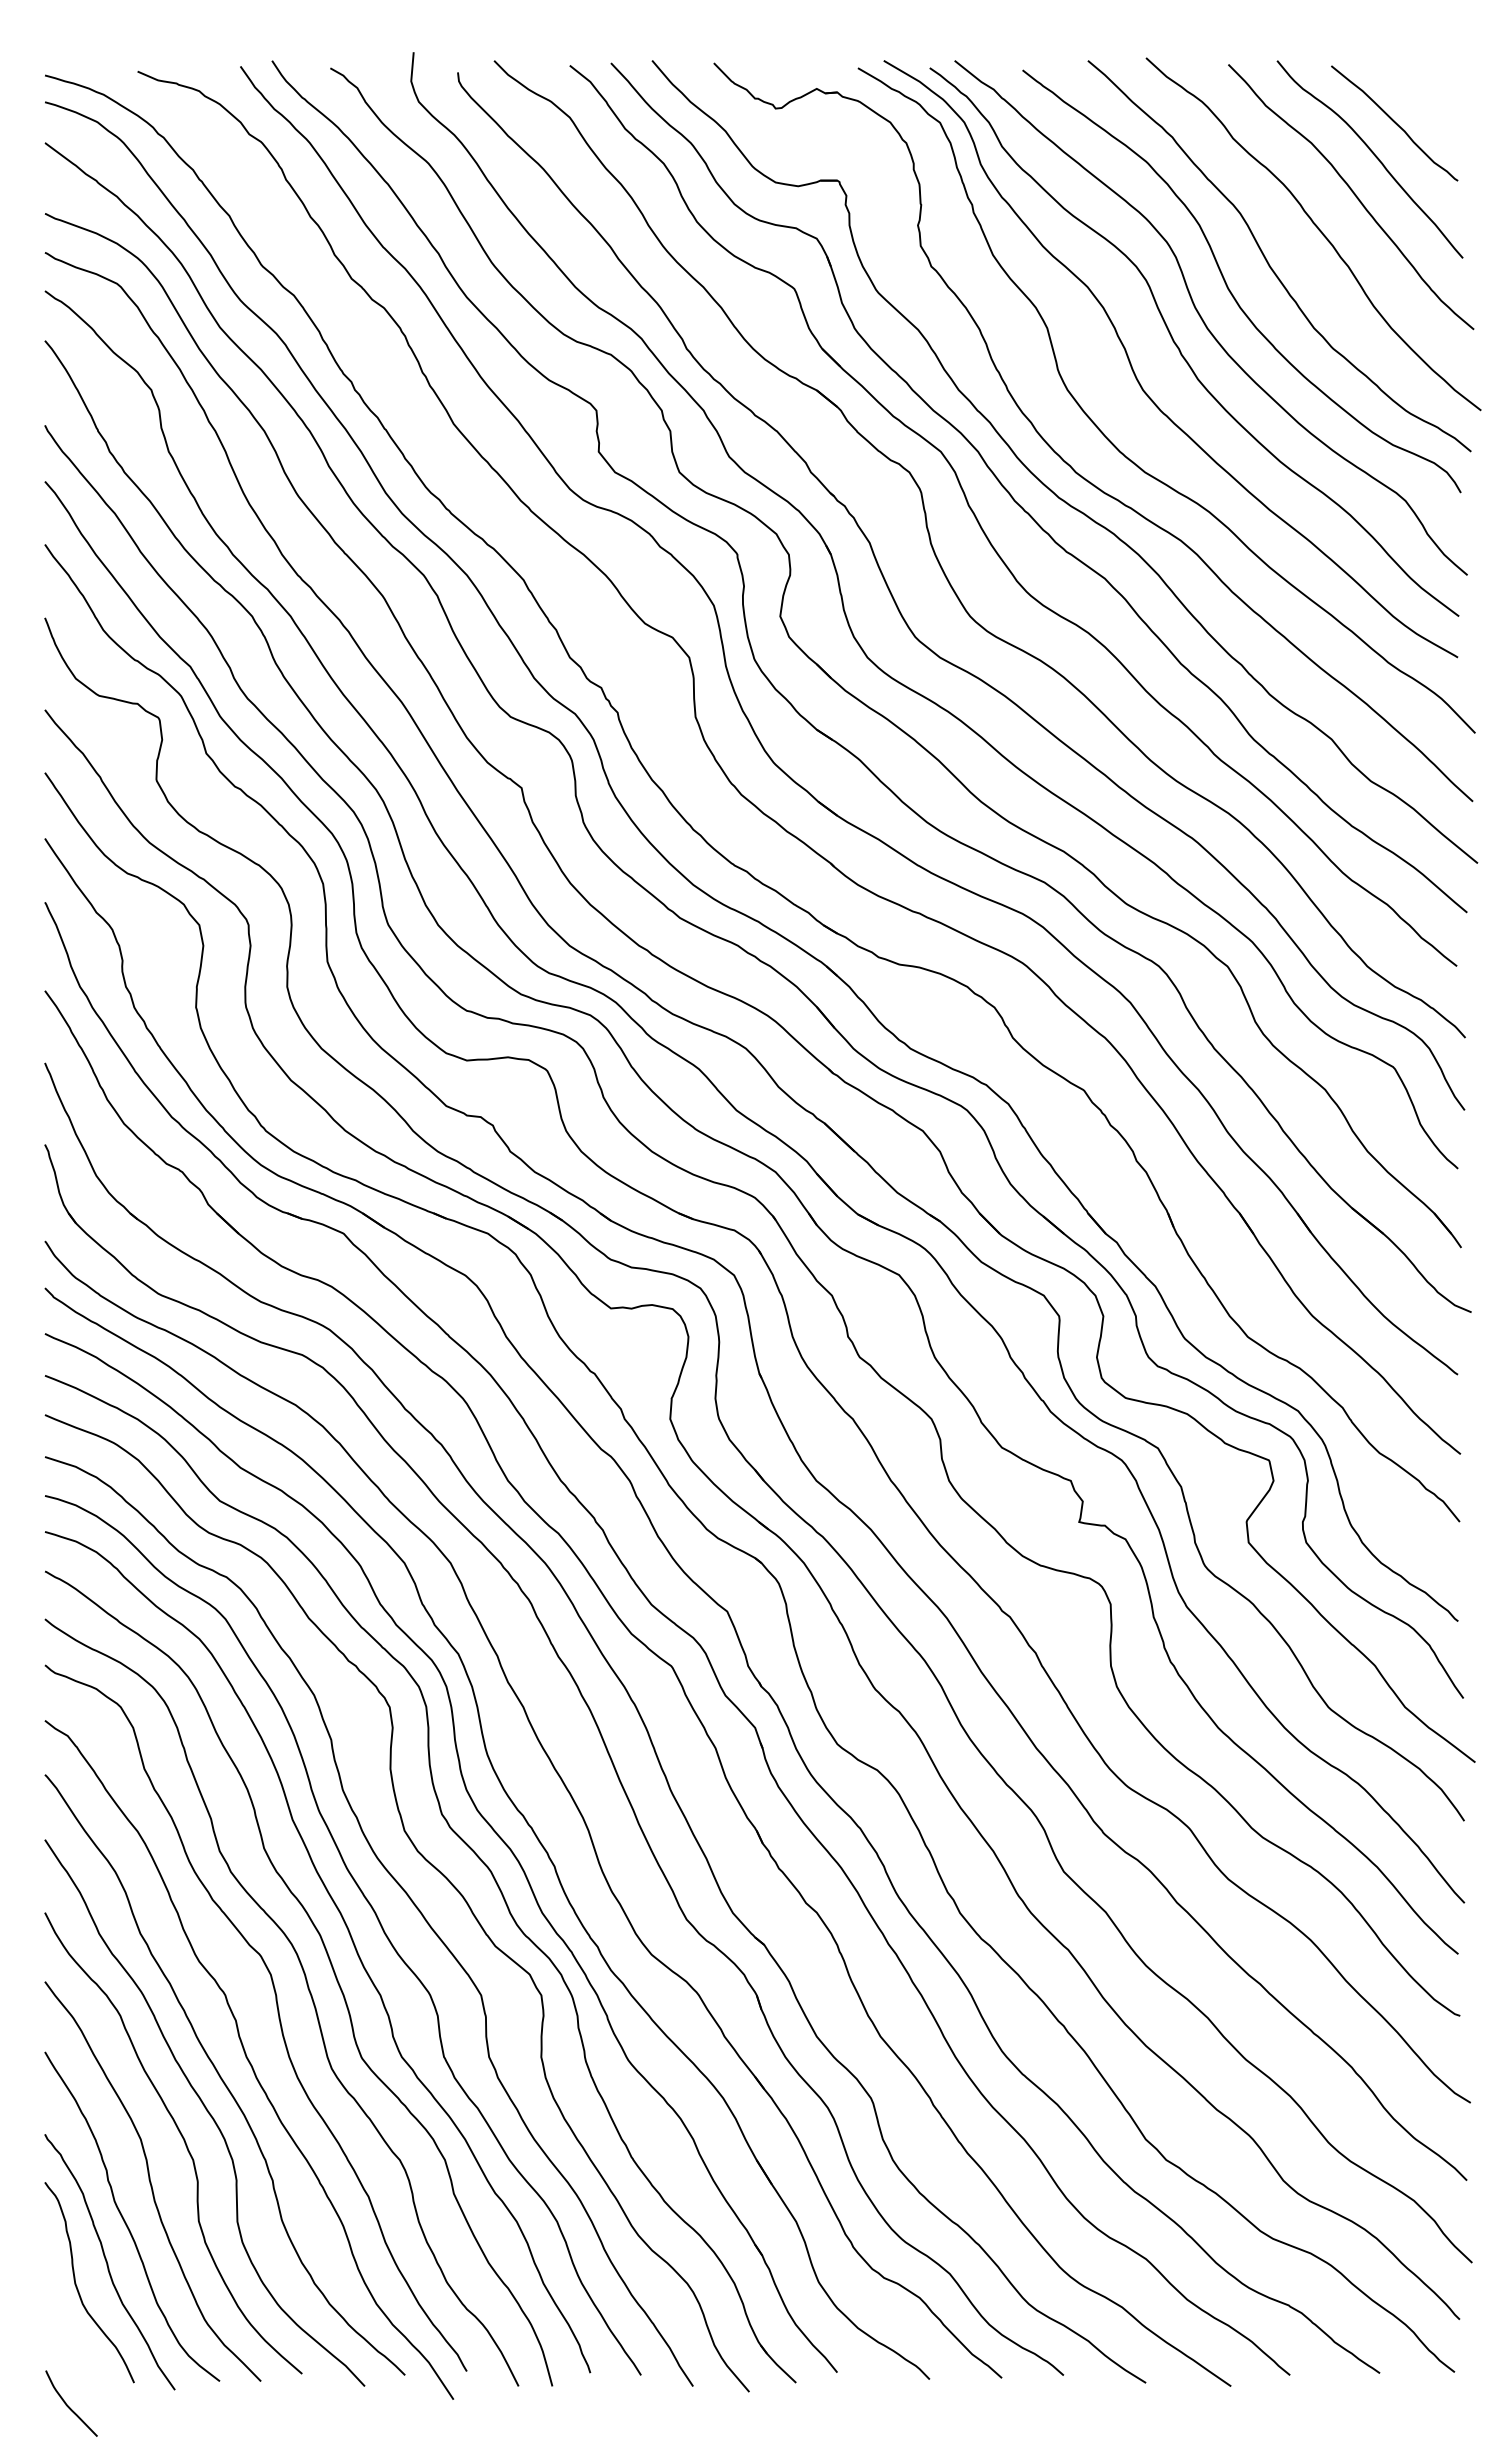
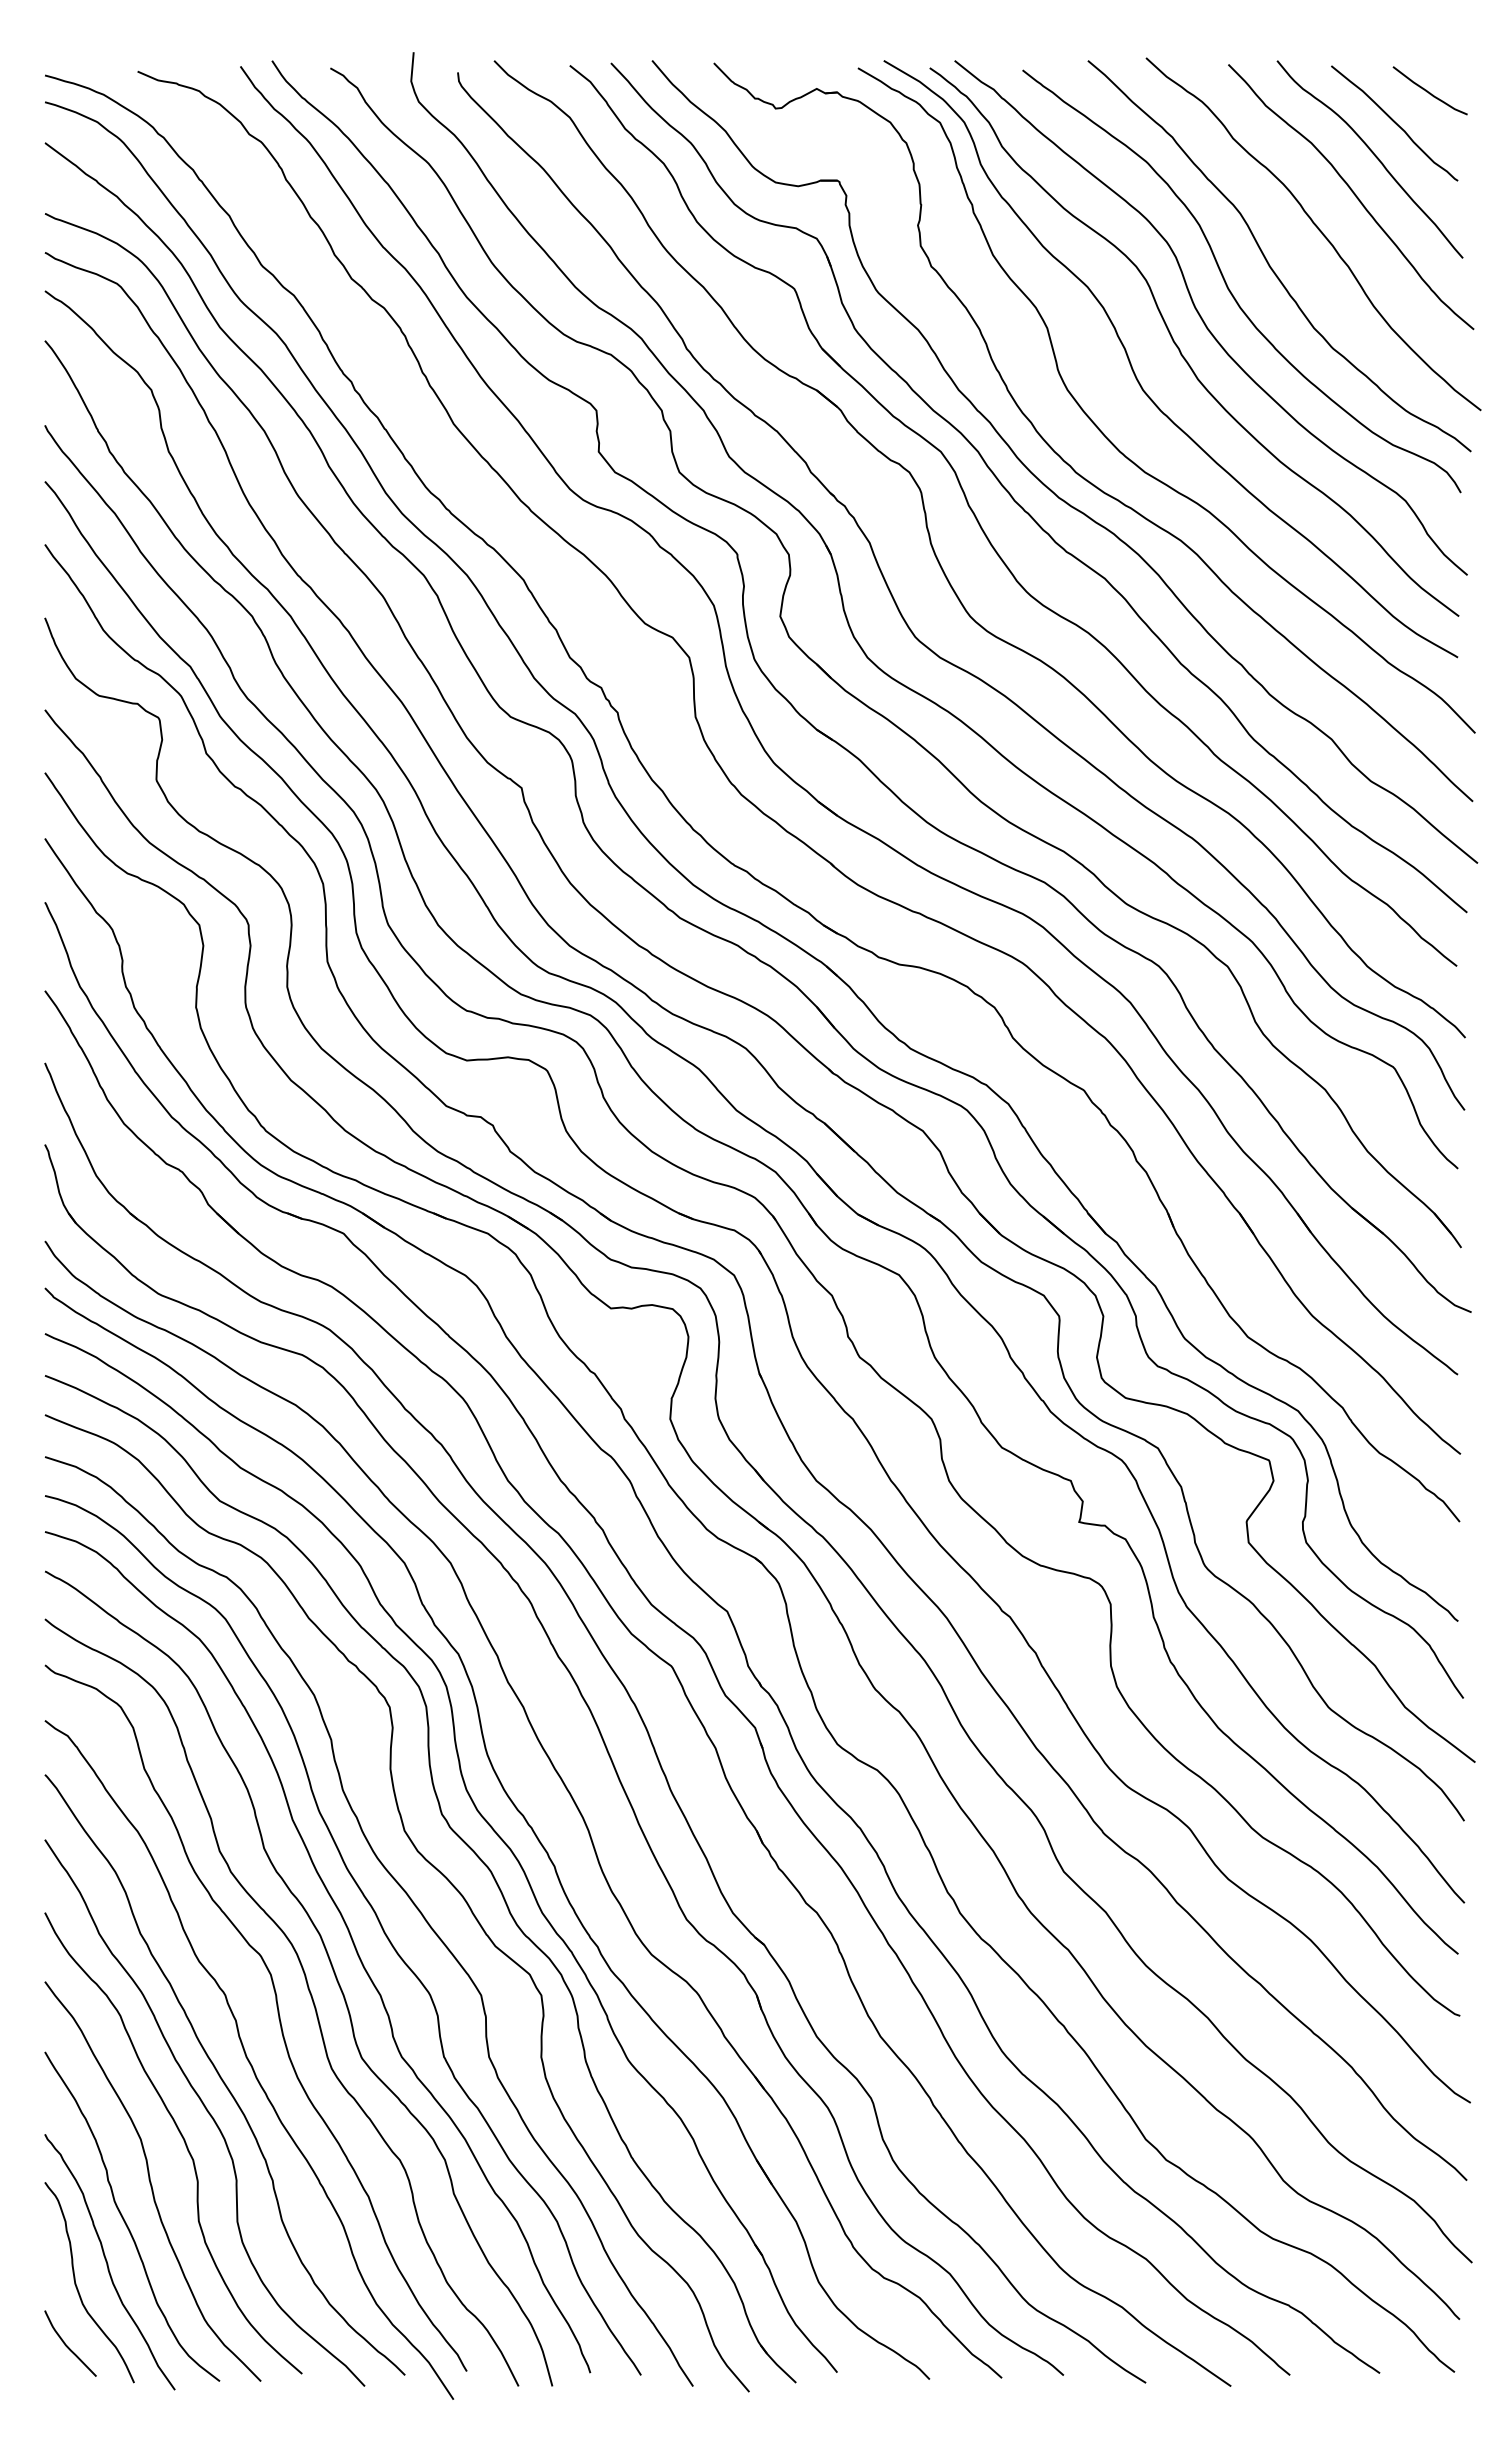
curve: none -> present (1428, 91)
curve position: (68, 2405) -> (67, 2345) (67, 2345)
